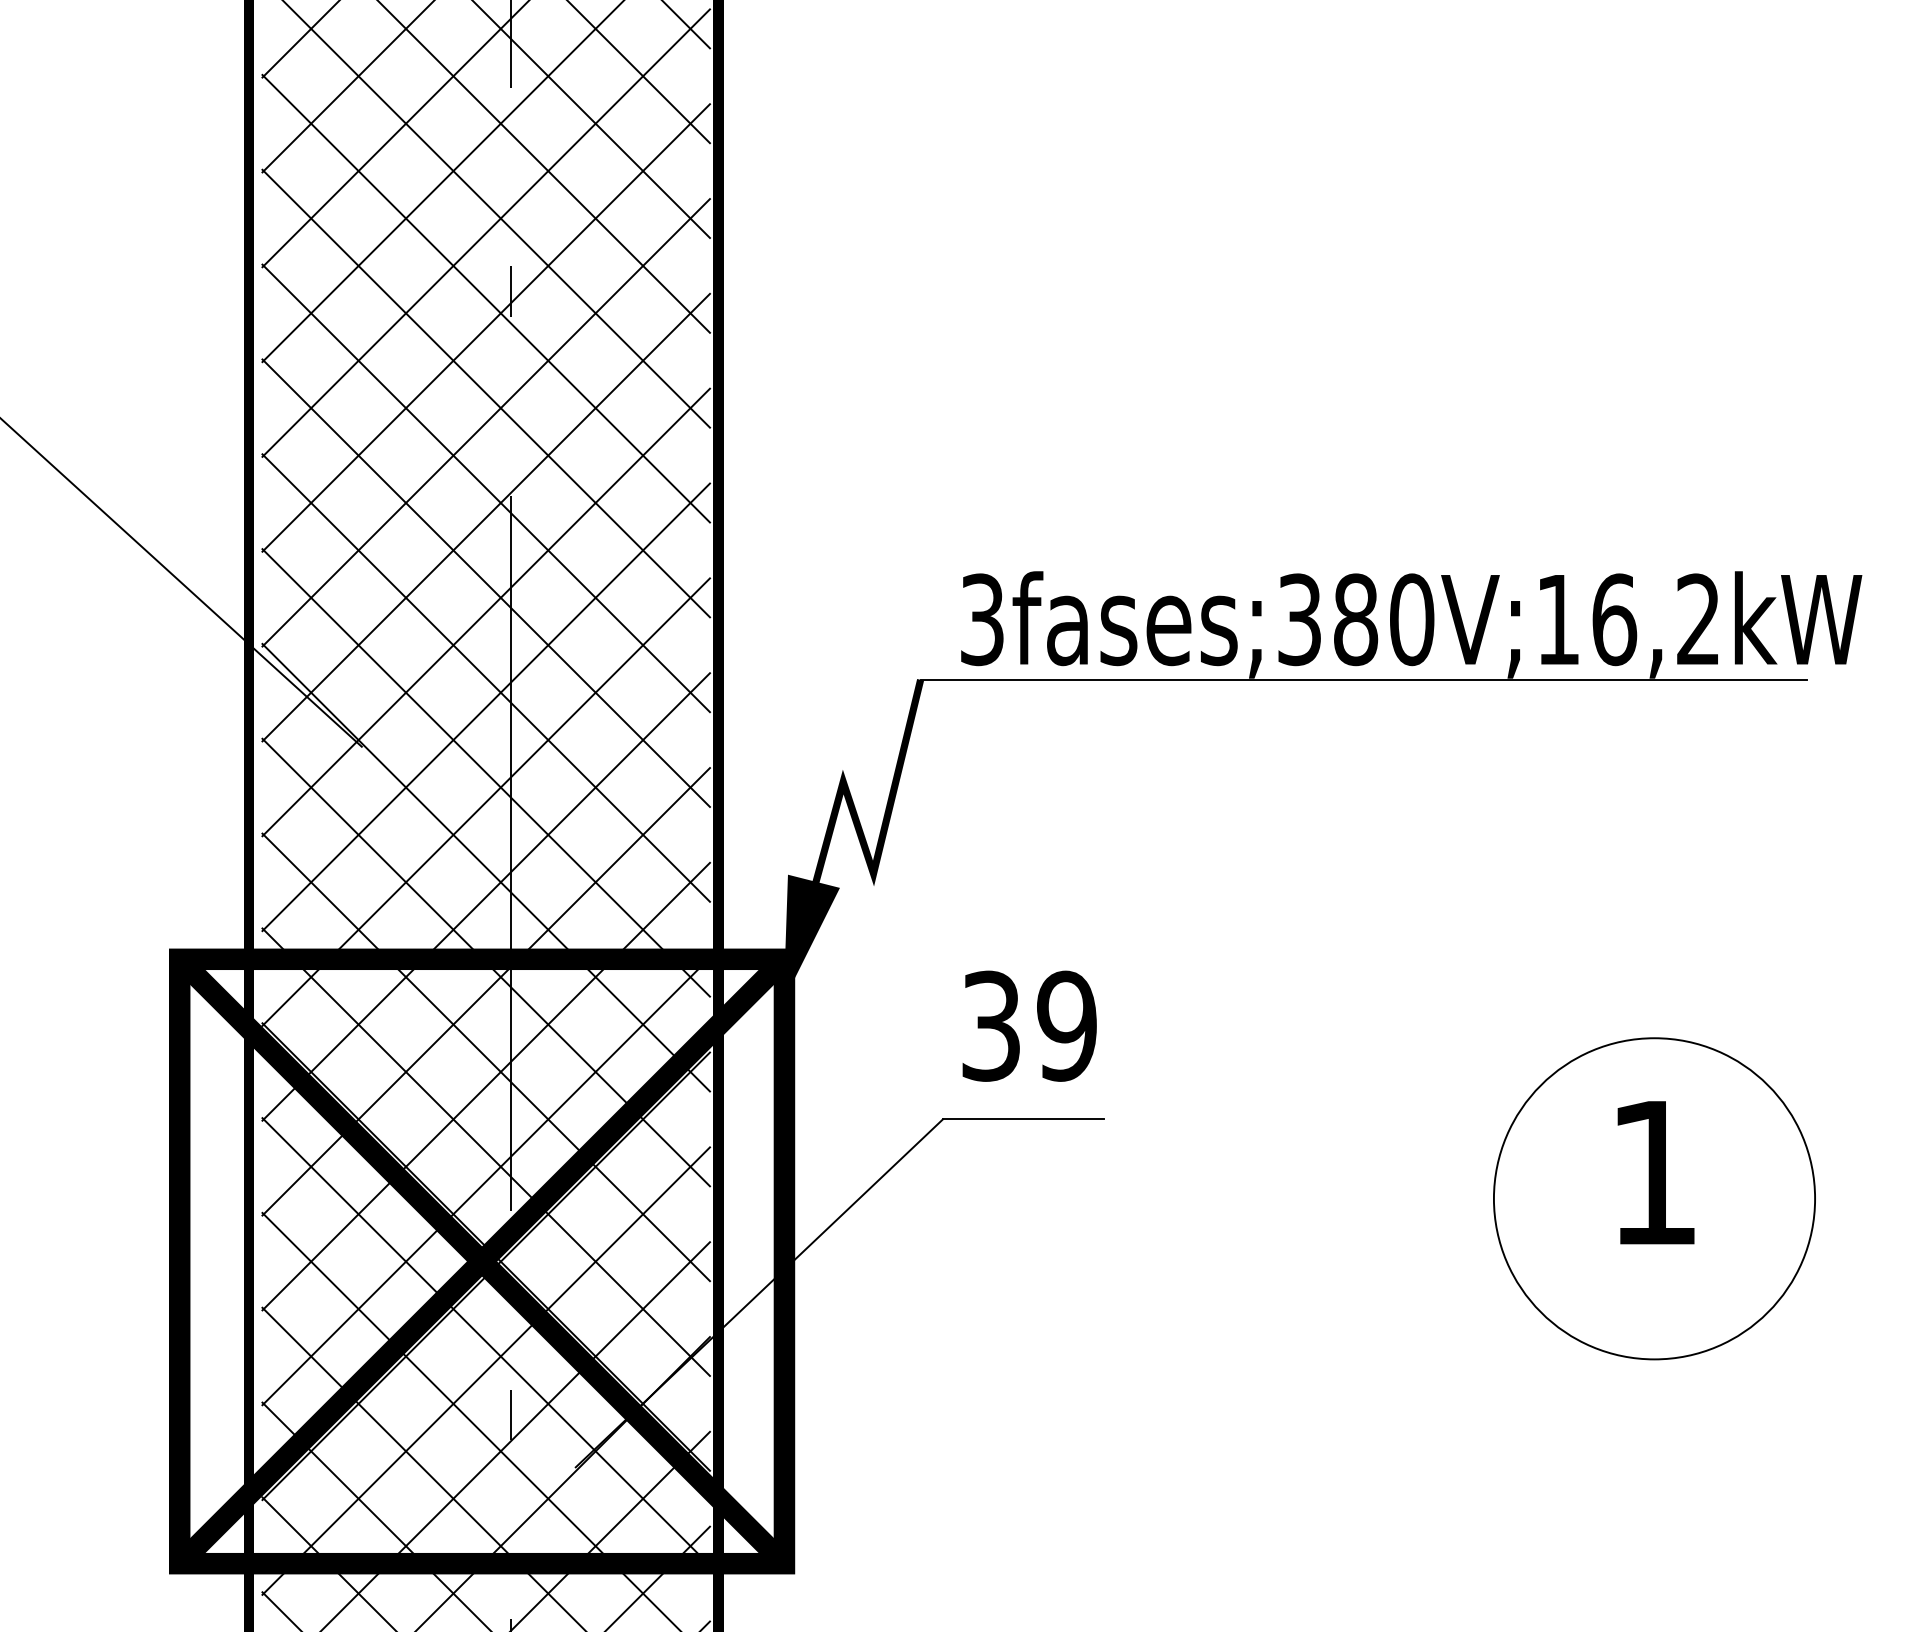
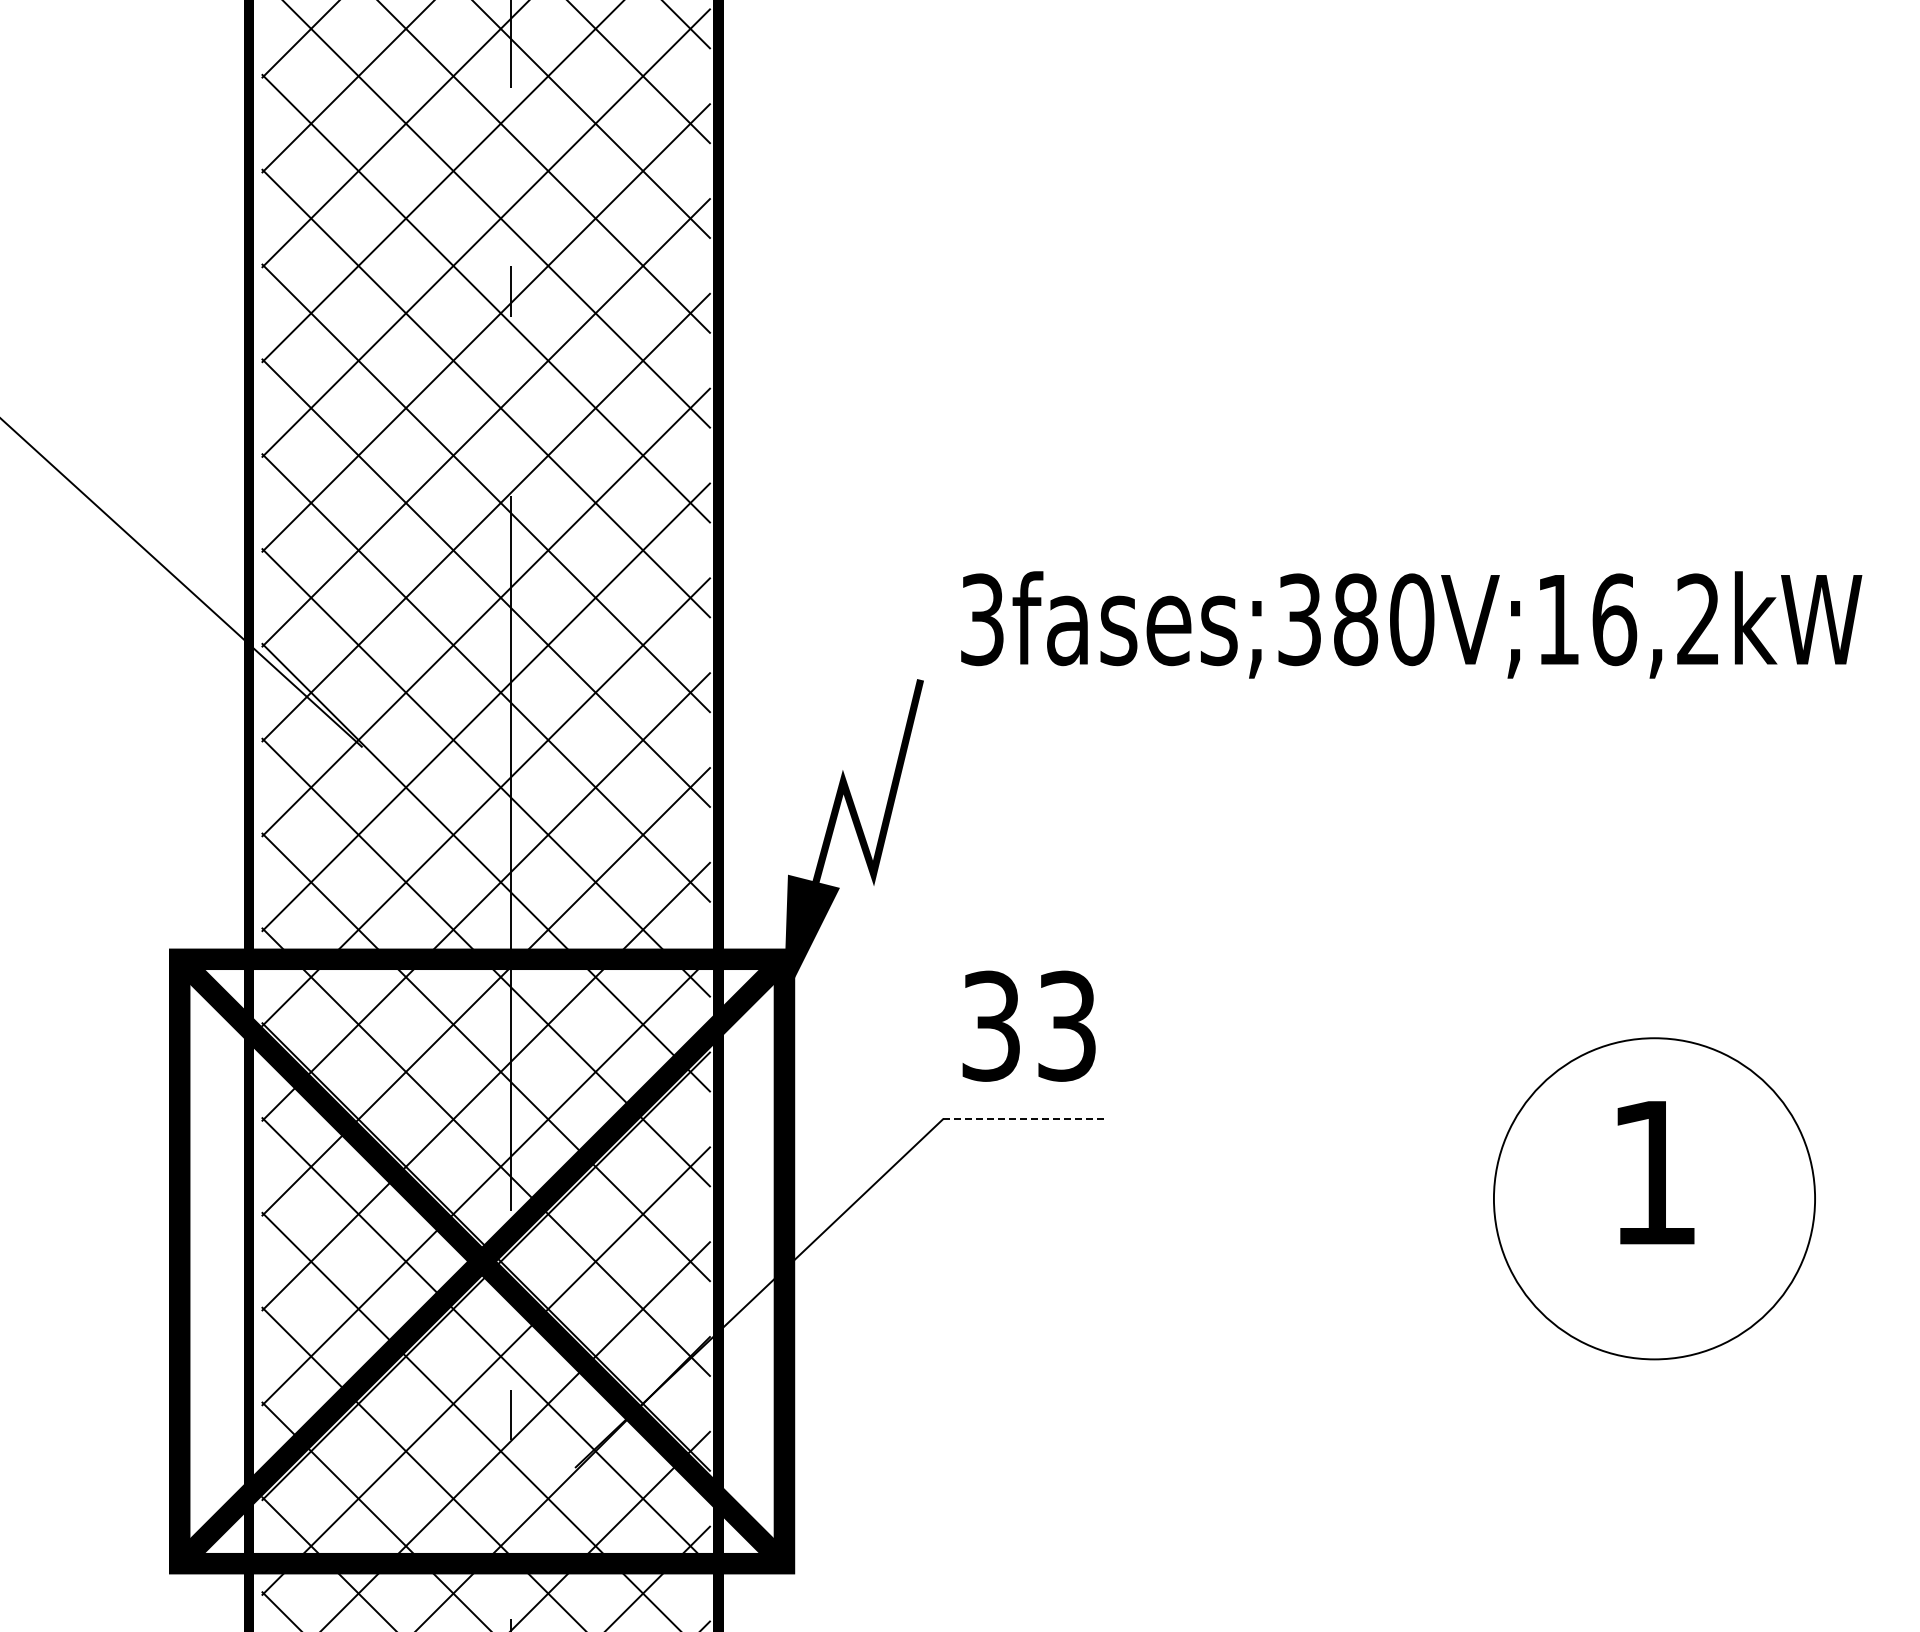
line: present -> none (1363, 679)
text: 39 -> 33 (1066, 1025)
line: solid -> dashed (1023, 1119)
